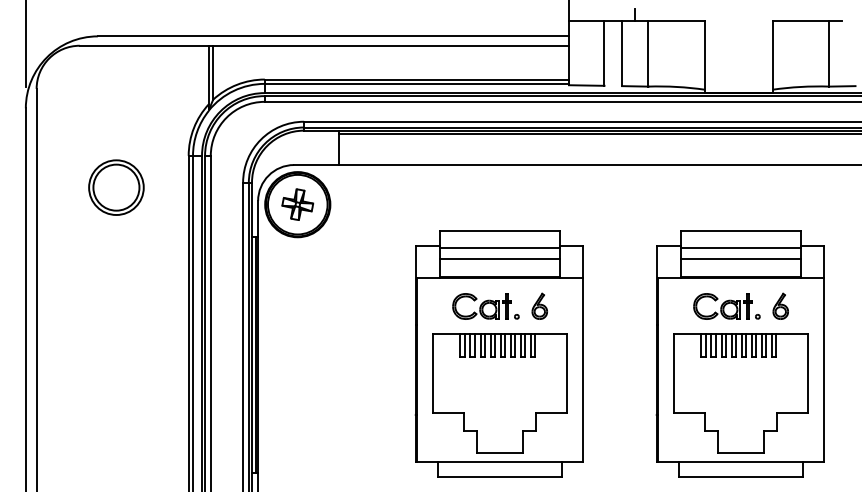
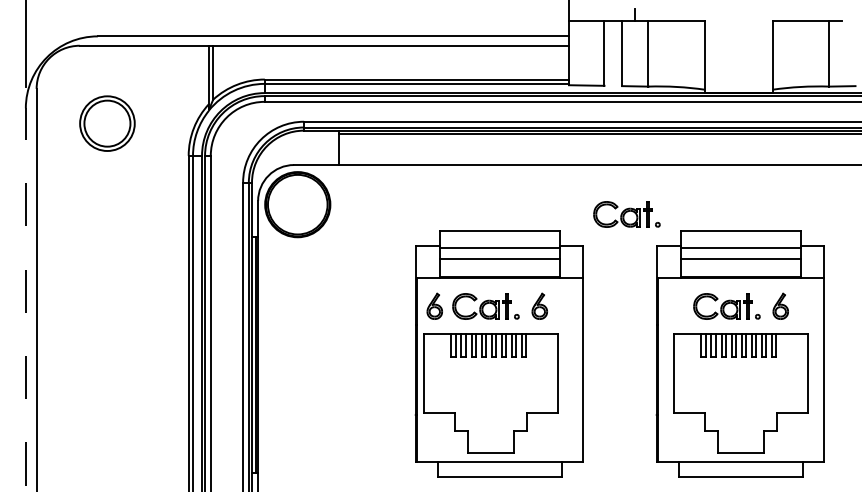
part position: (116, 187) -> (107, 123) (107, 123)
part: present -> none (297, 204)
part: none -> present (626, 214)
line: solid -> dashed (25, 299)
part: none -> present (434, 305)
part position: (499, 393) -> (490, 393) (490, 393)
